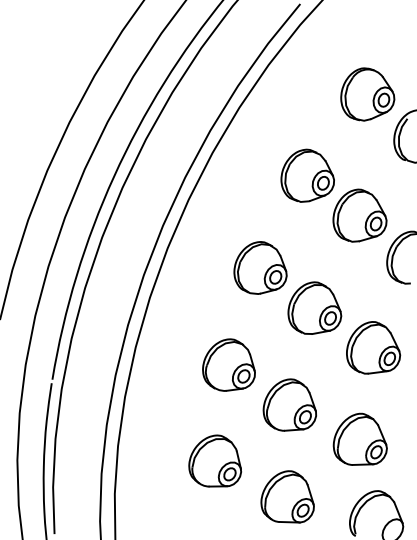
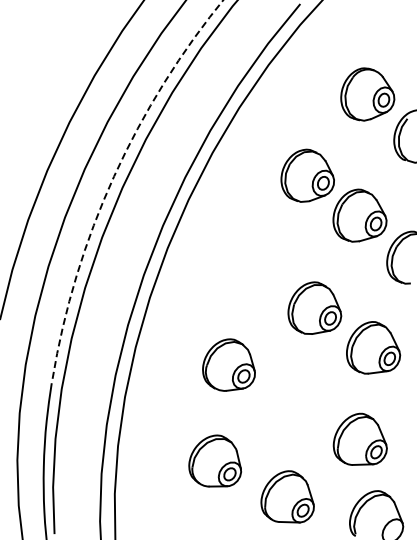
arc: solid -> dashed (113, 178)
part: present -> none (260, 267)
part: present -> none (289, 404)
